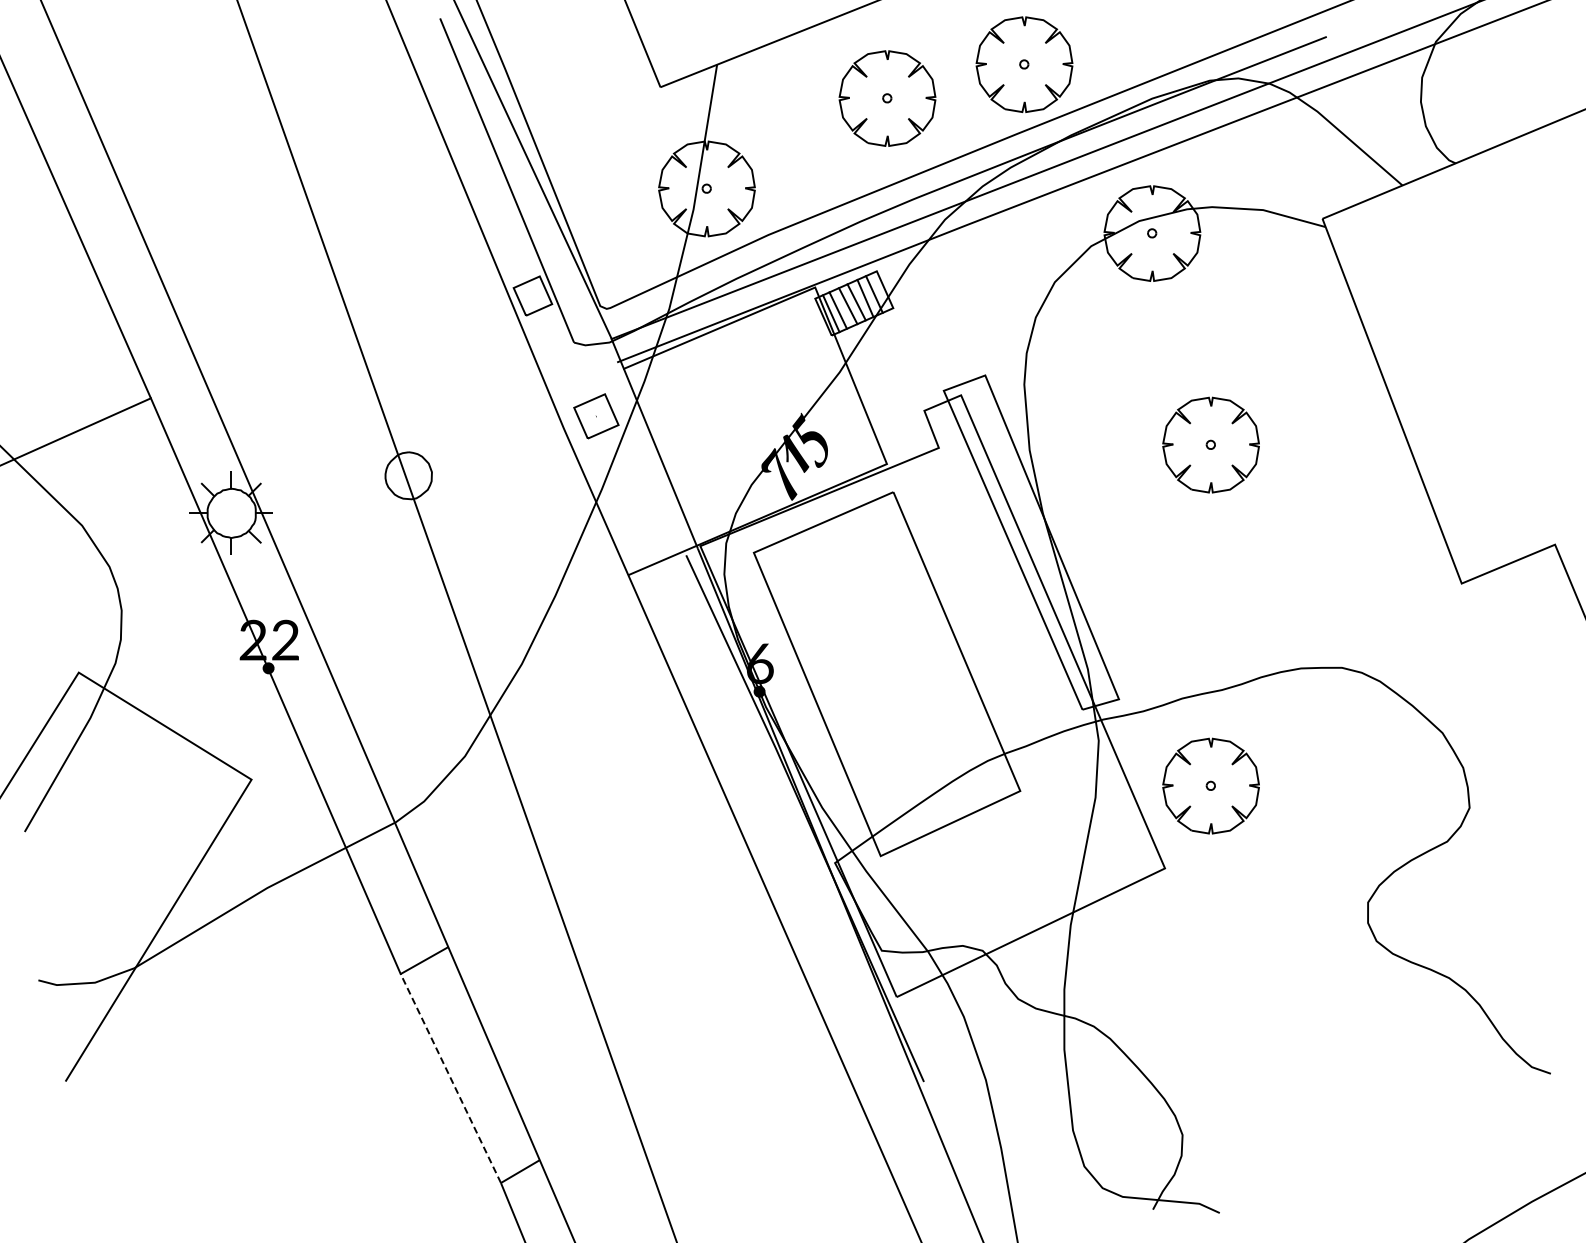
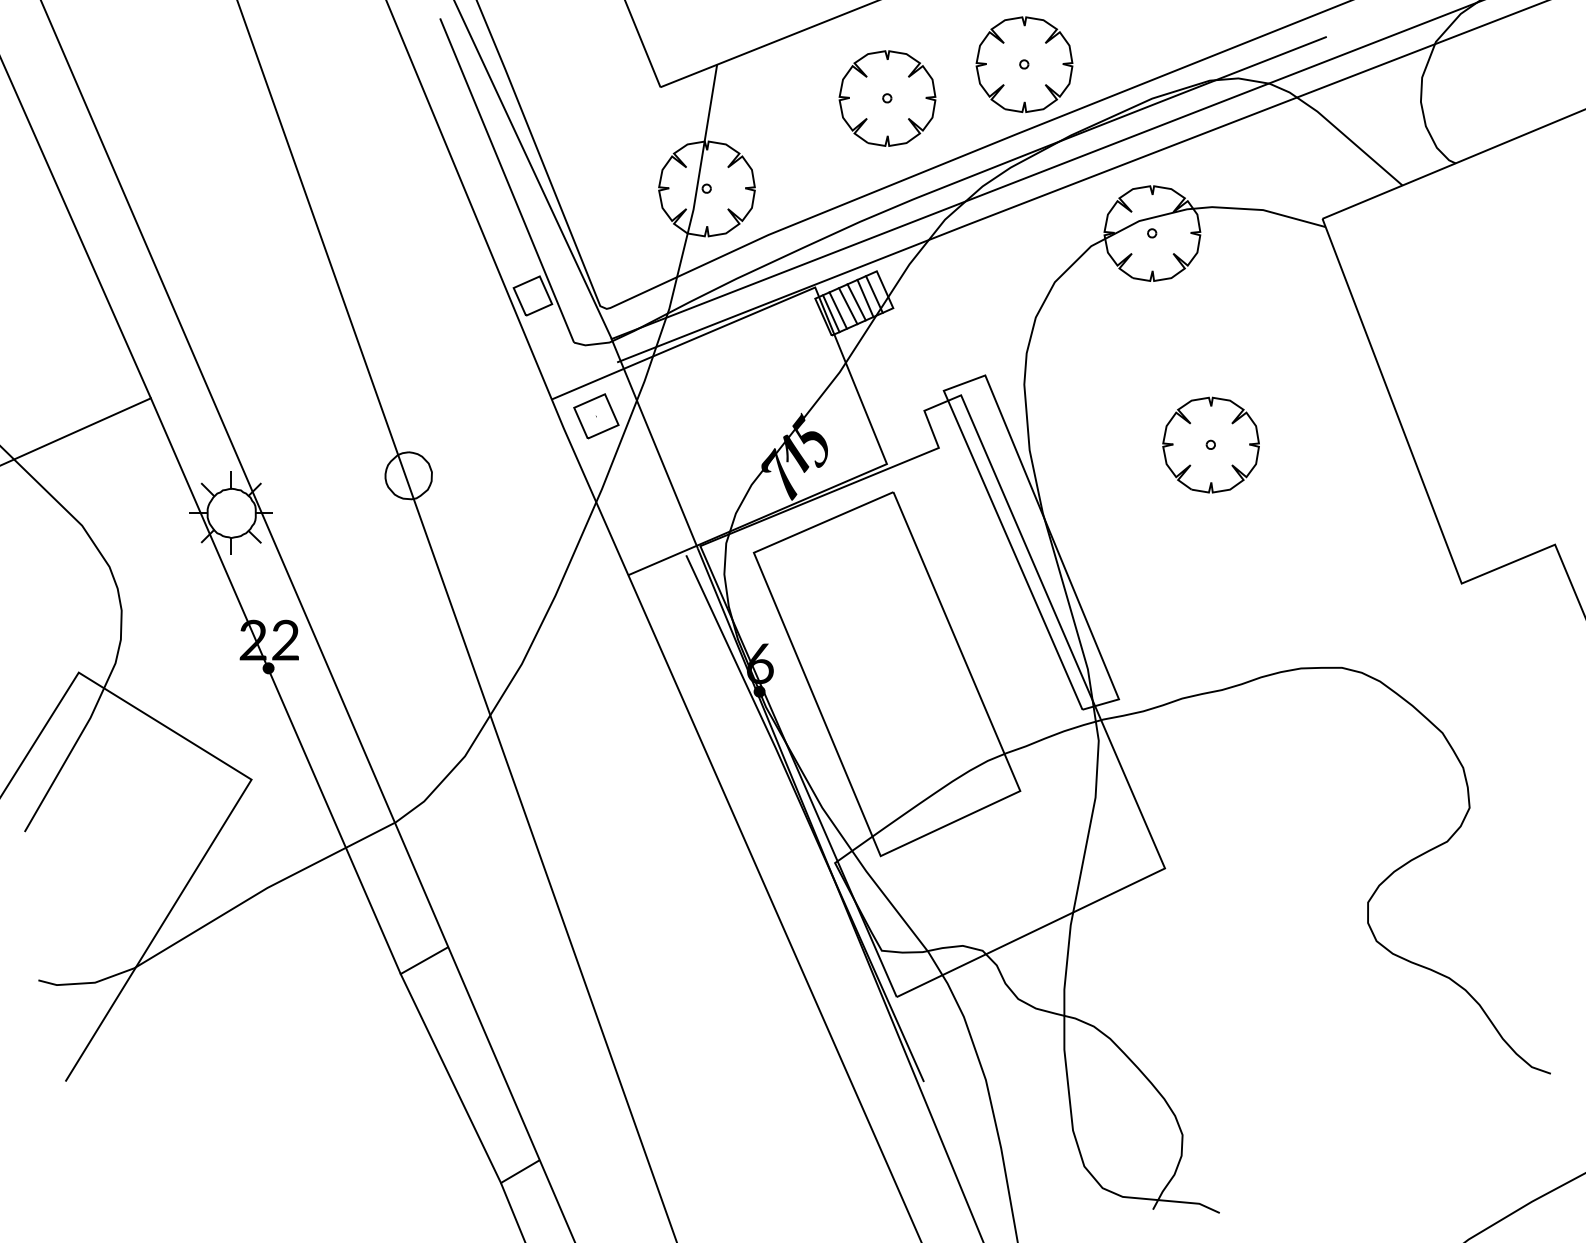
line: none -> present (587, 383)
part: present -> none (1210, 785)
line: dashed -> solid (450, 1078)
